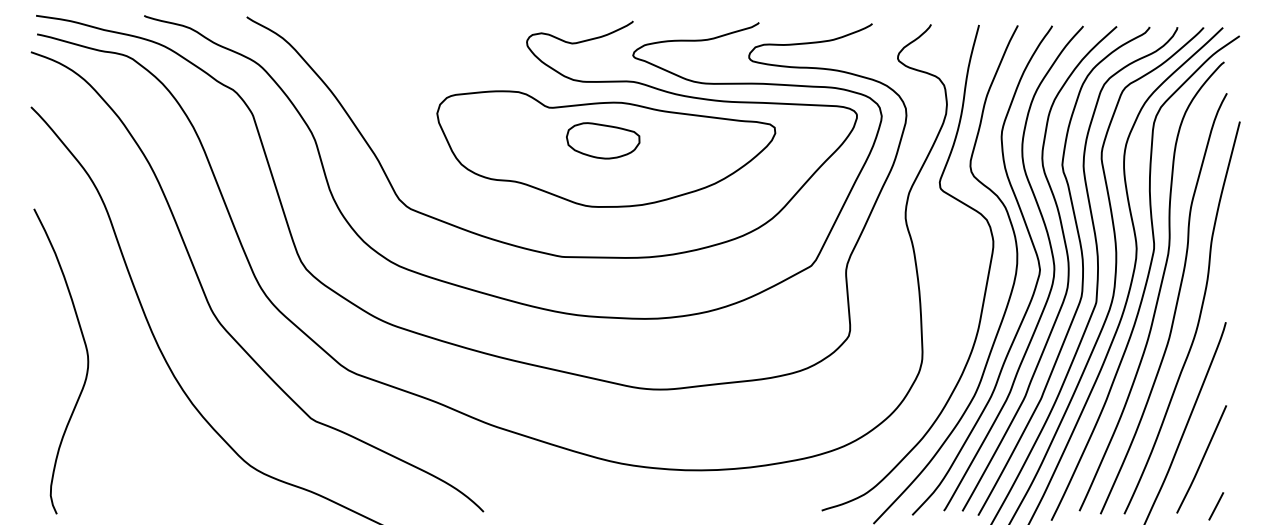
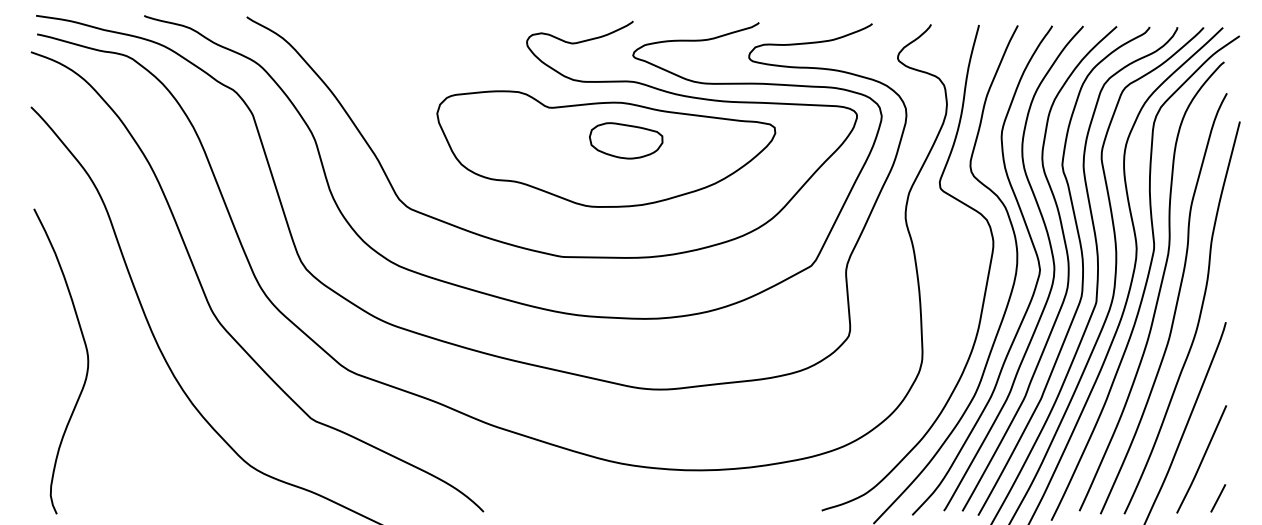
part position: (603, 140) -> (626, 140) (626, 140)
line position: (1216, 506) -> (1218, 498) (1218, 498)
